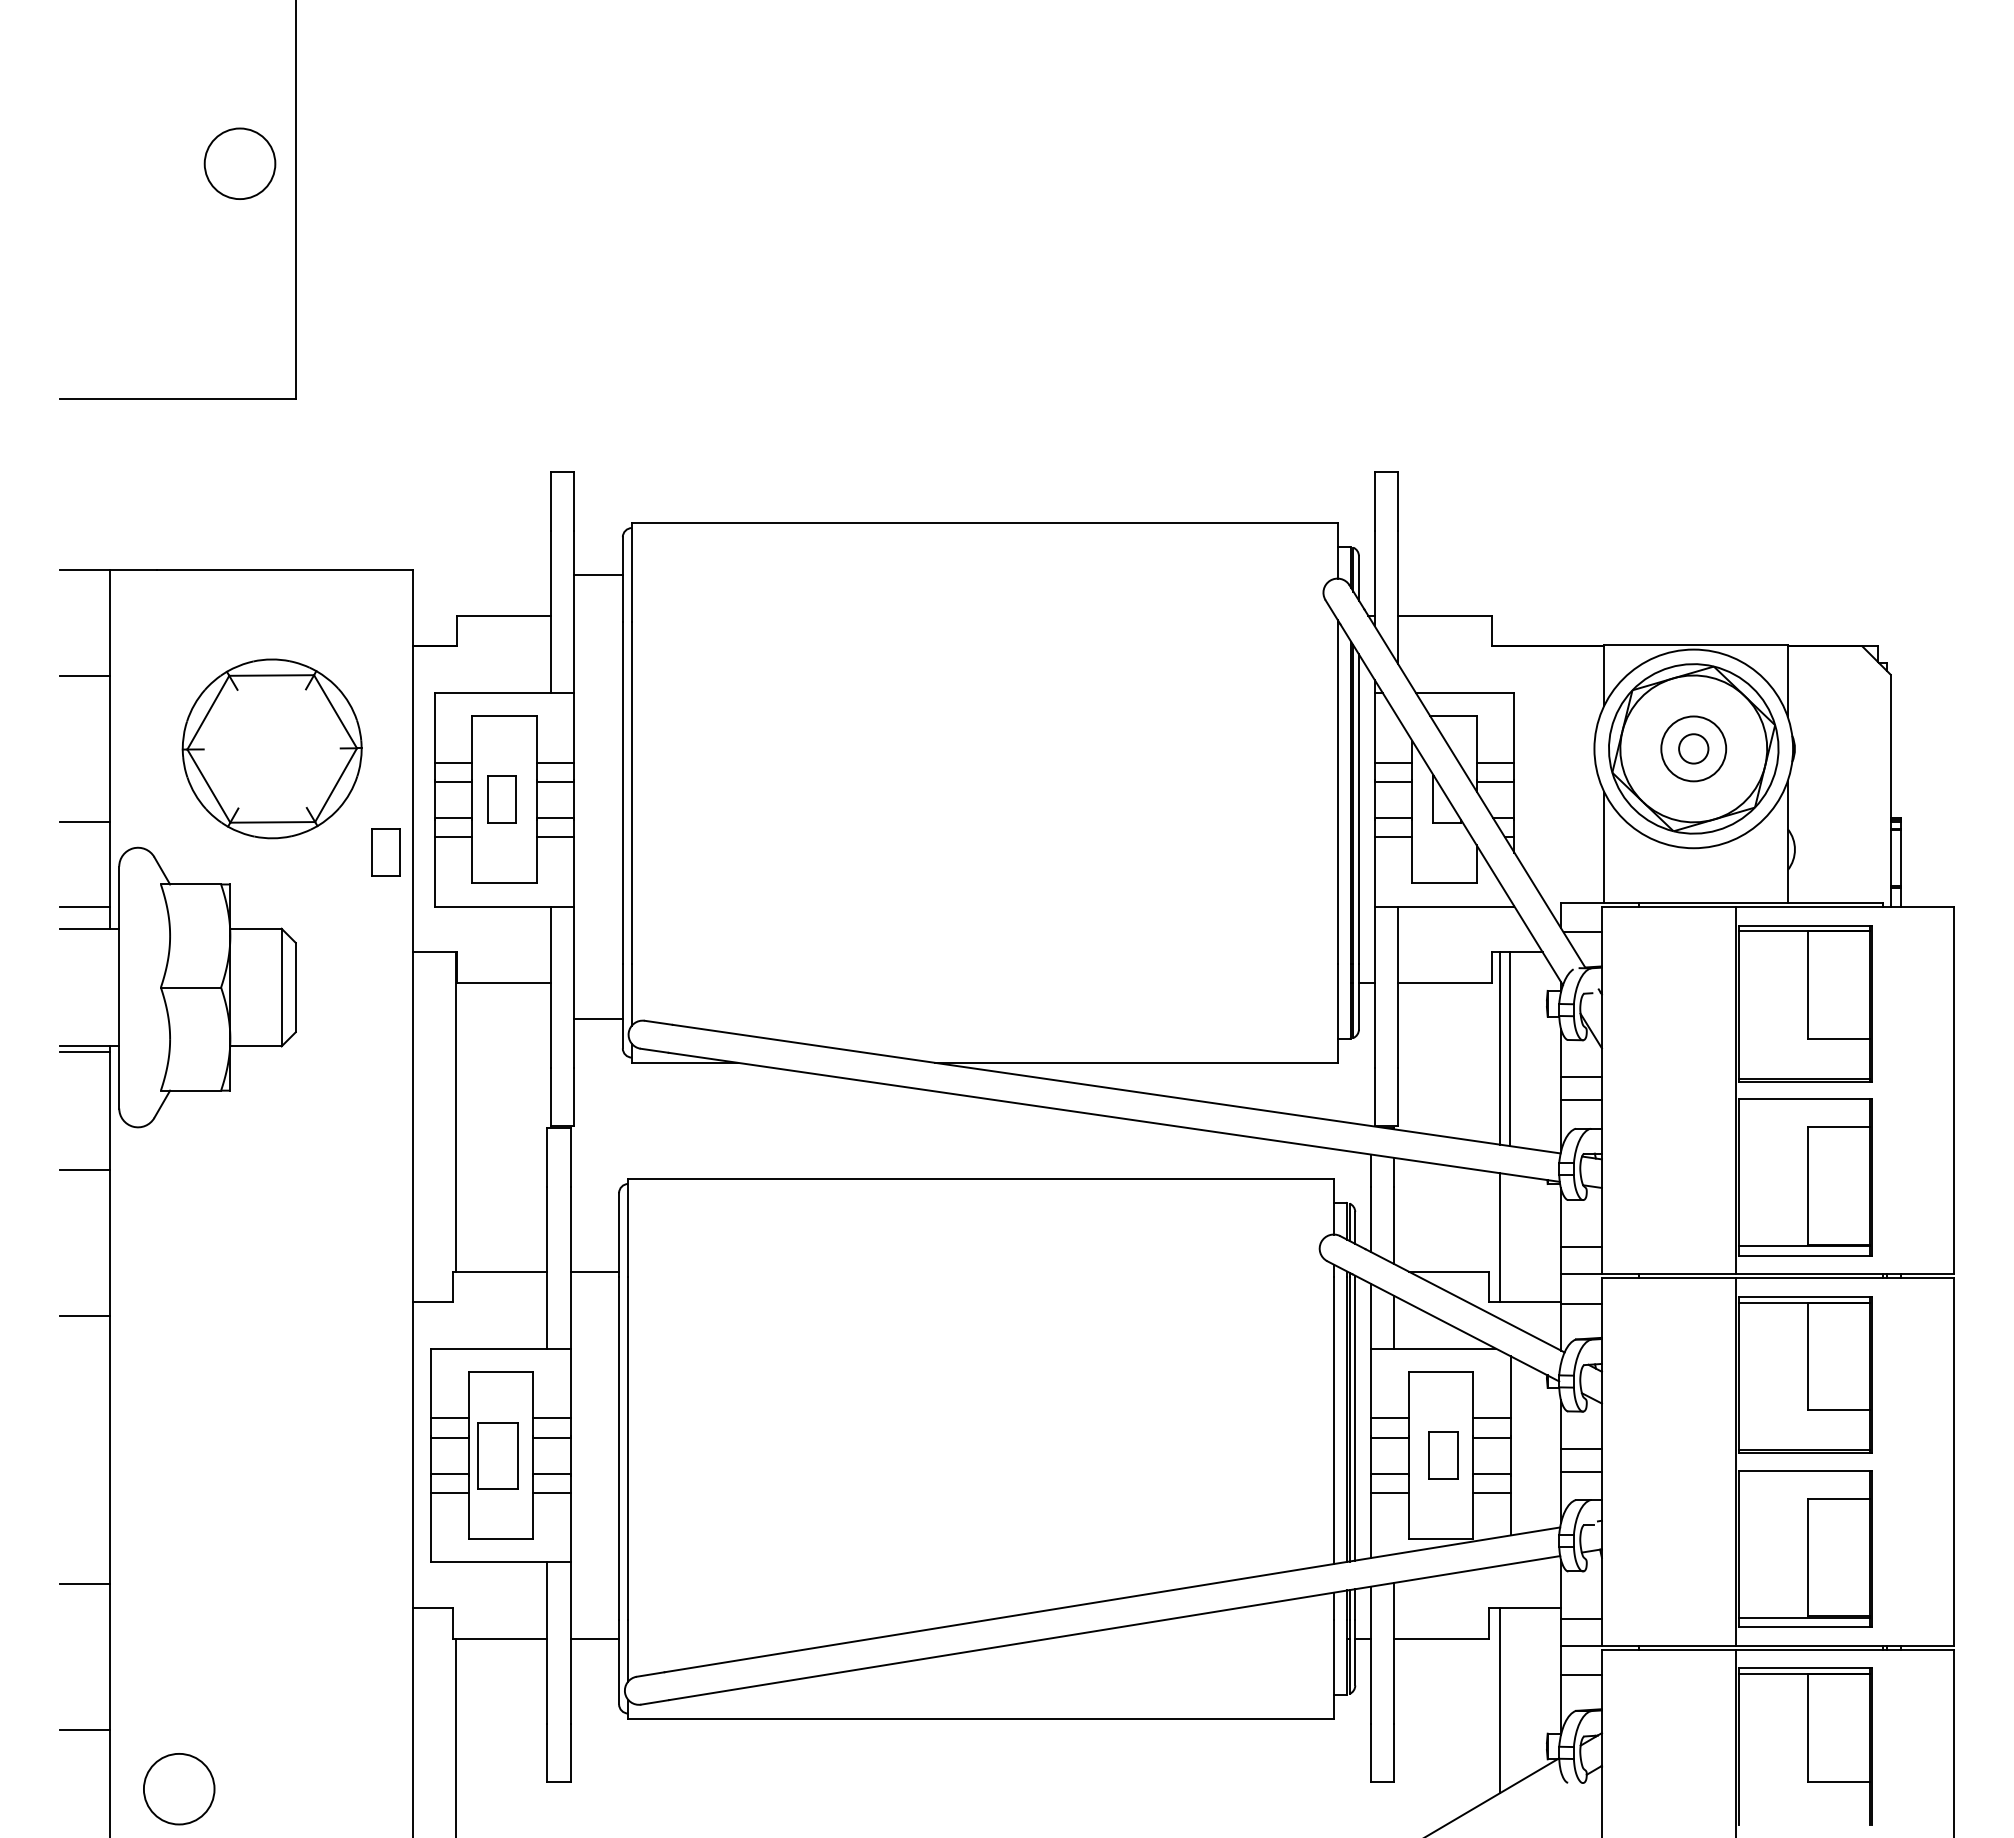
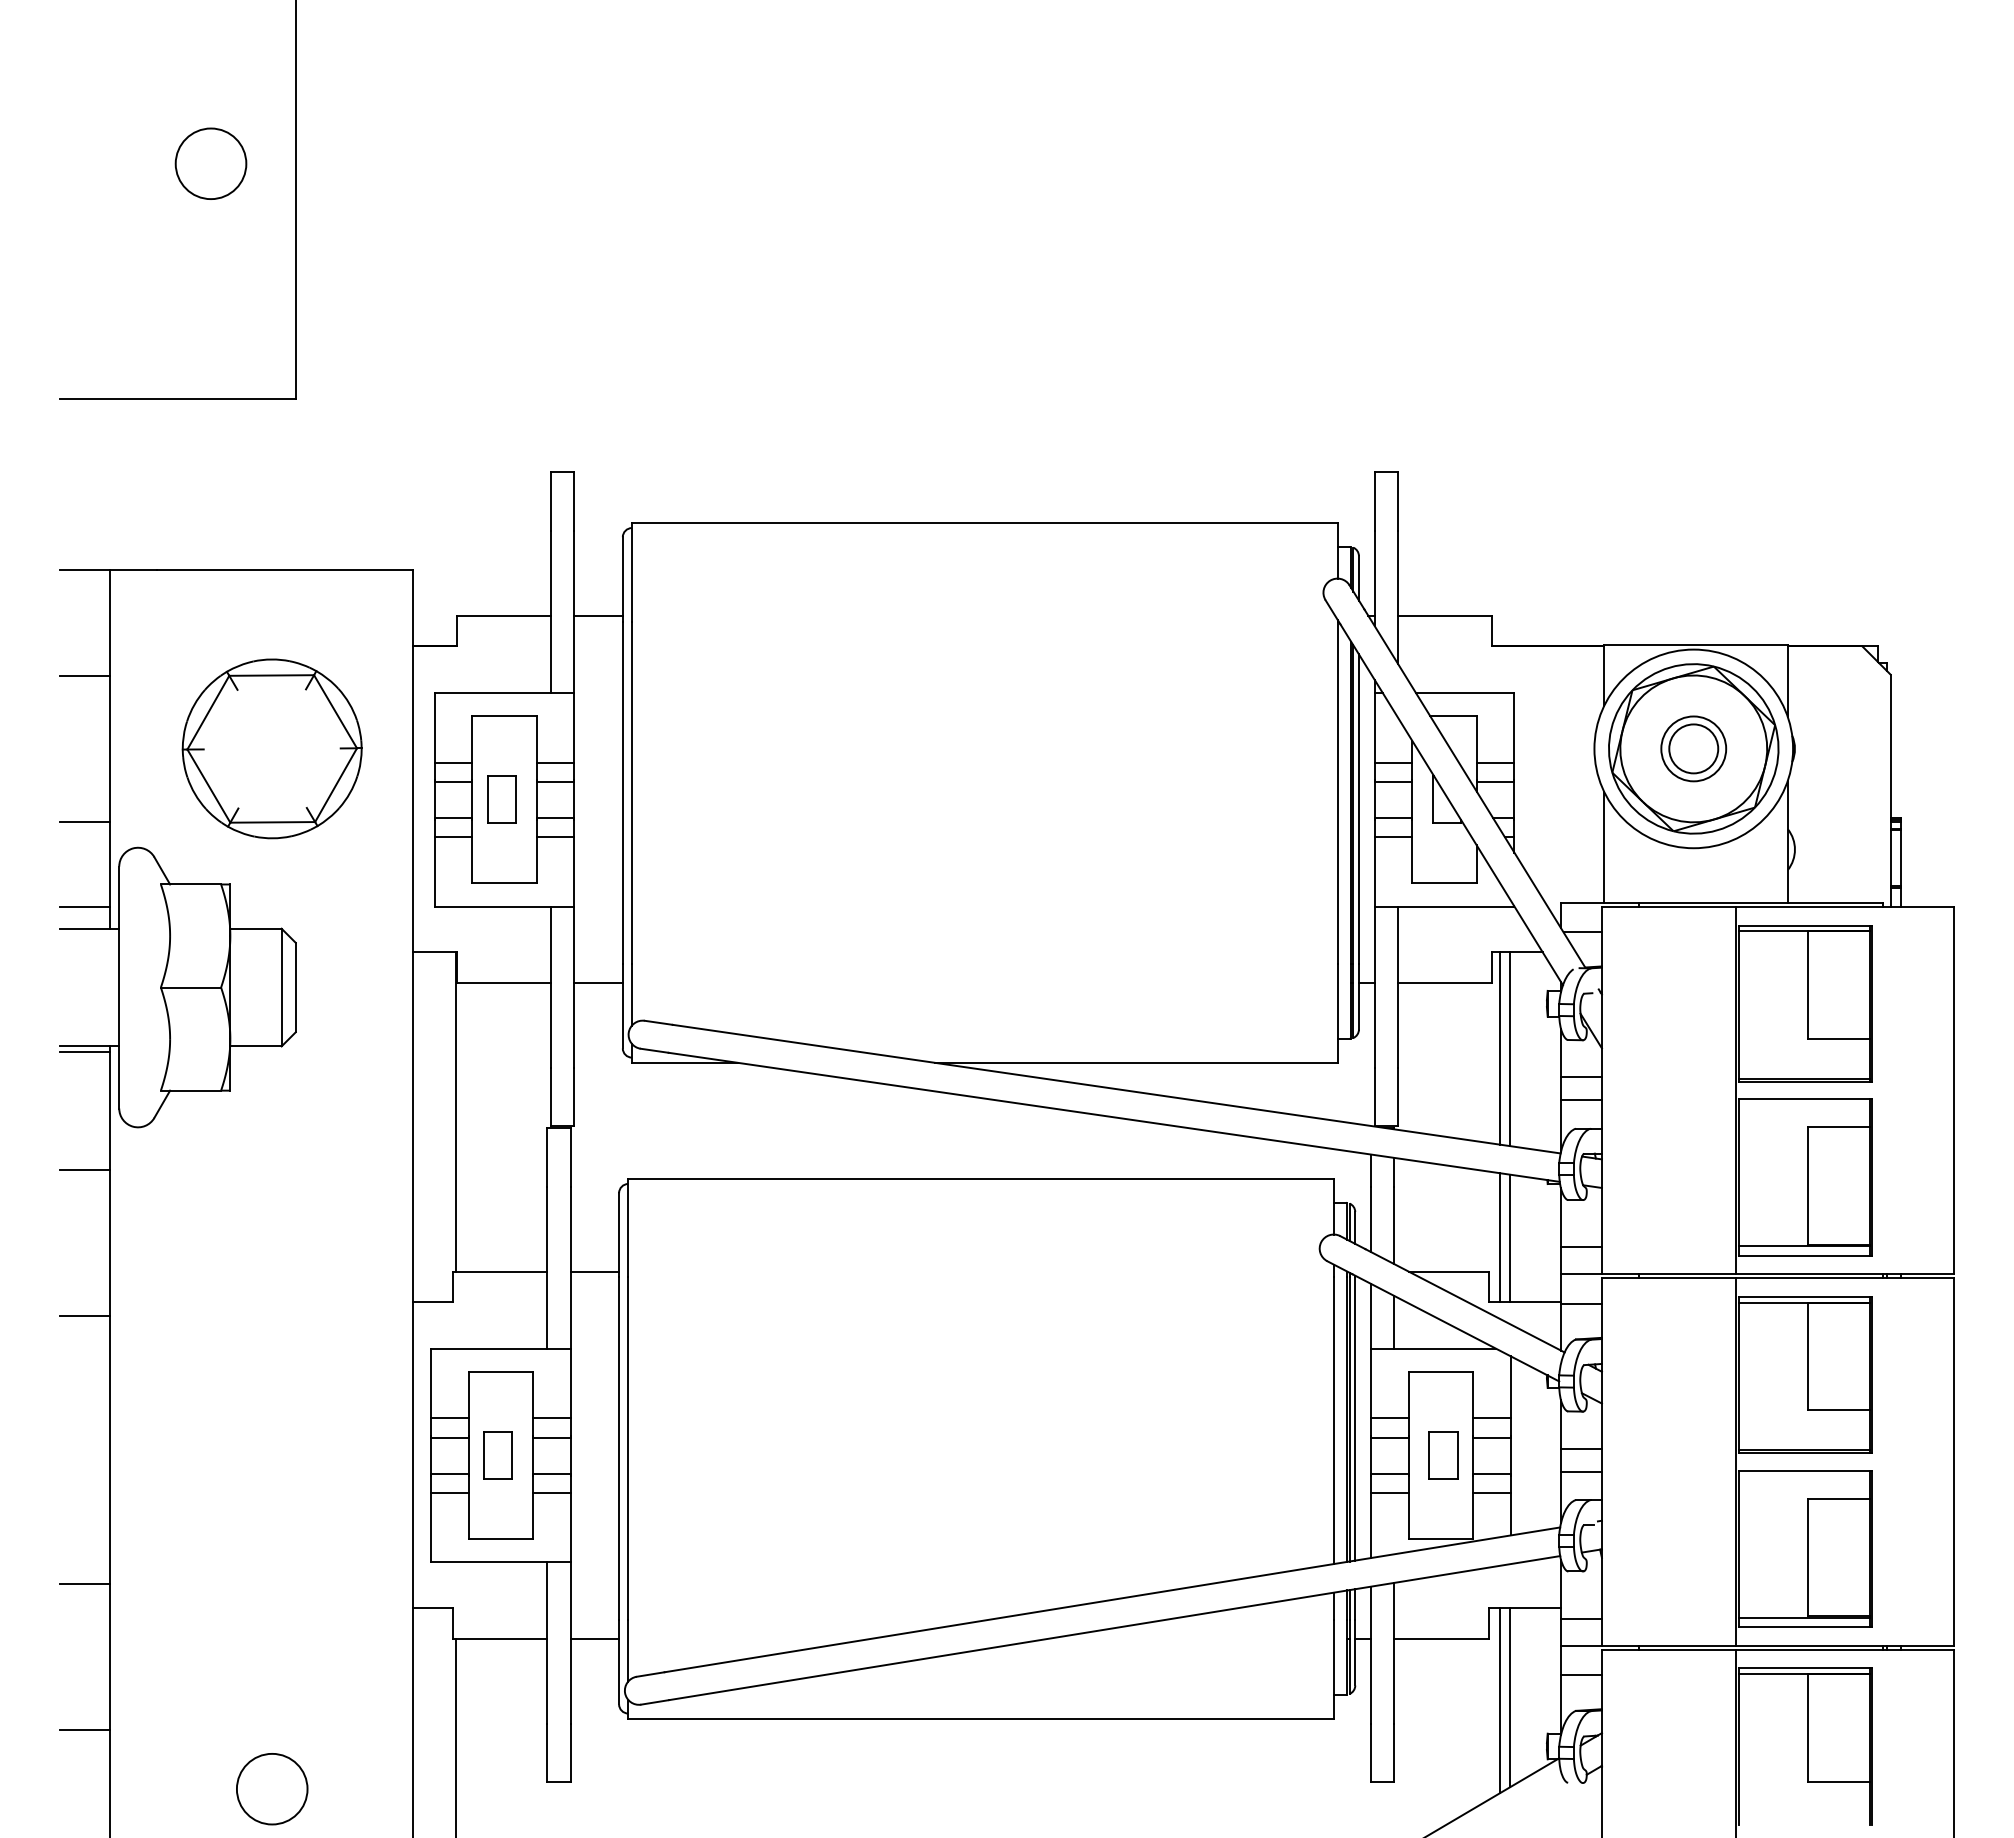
circle position: (239, 163) -> (210, 163) (210, 163)
line position: (598, 574) -> (598, 615) (598, 615)
circle diameter: 29 px -> 49 px (1693, 748)
part: present -> none (385, 852)
line position: (598, 1018) -> (598, 982) (598, 982)
line: none -> present (1509, 1238)
part size: 42x68 px -> 30x49 px (497, 1455)
line: none -> present (1509, 1697)
circle position: (179, 1789) -> (272, 1789) (272, 1789)
